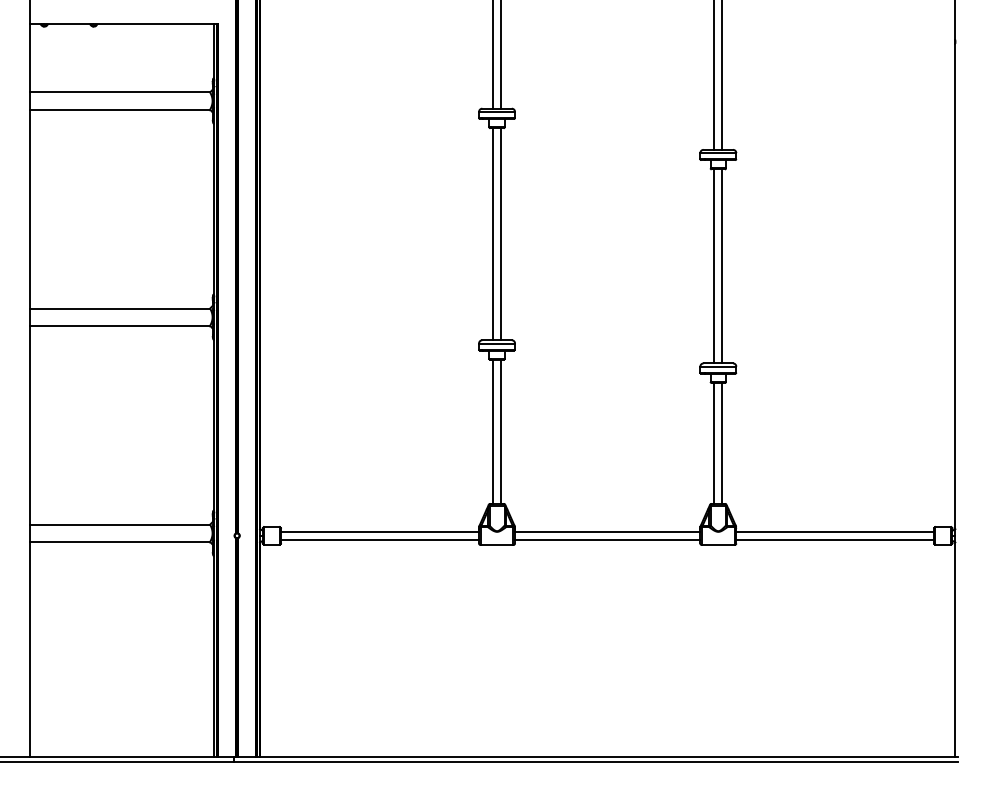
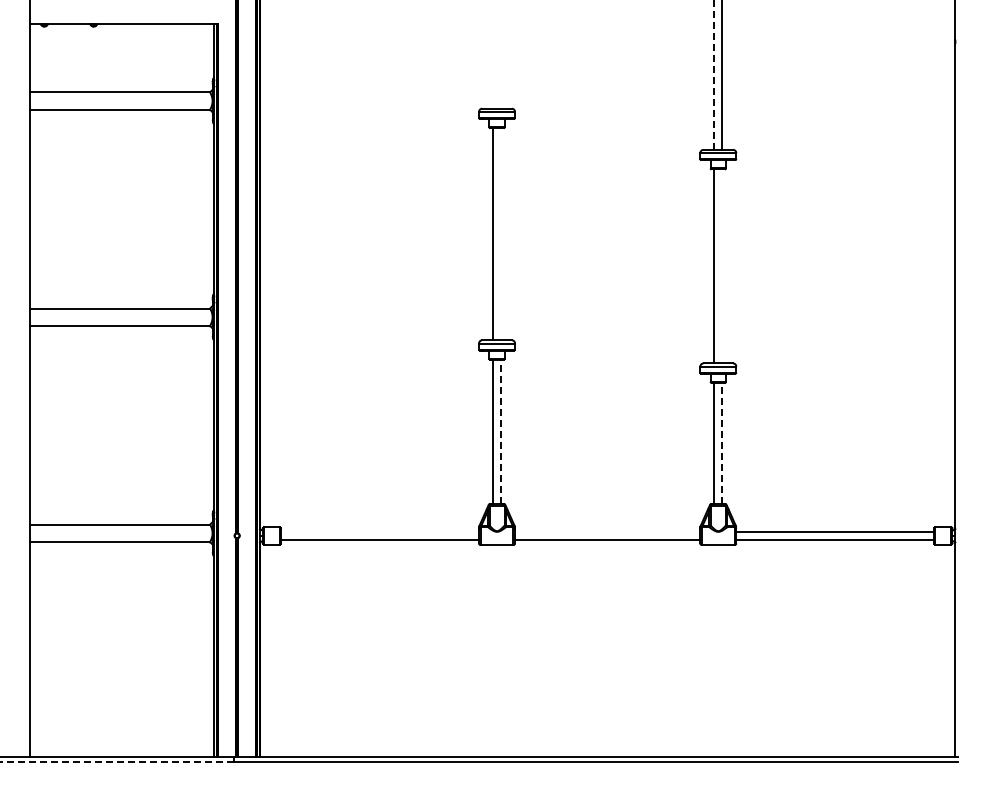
line: present -> none (492, 55)
line: present -> none (501, 55)
line: solid -> dashed (714, 75)
line: present -> none (501, 234)
line: present -> none (722, 266)
line: solid -> dashed (501, 431)
line: solid -> dashed (722, 442)
line: present -> none (379, 531)
line: present -> none (607, 531)
line: solid -> dashed (117, 762)
